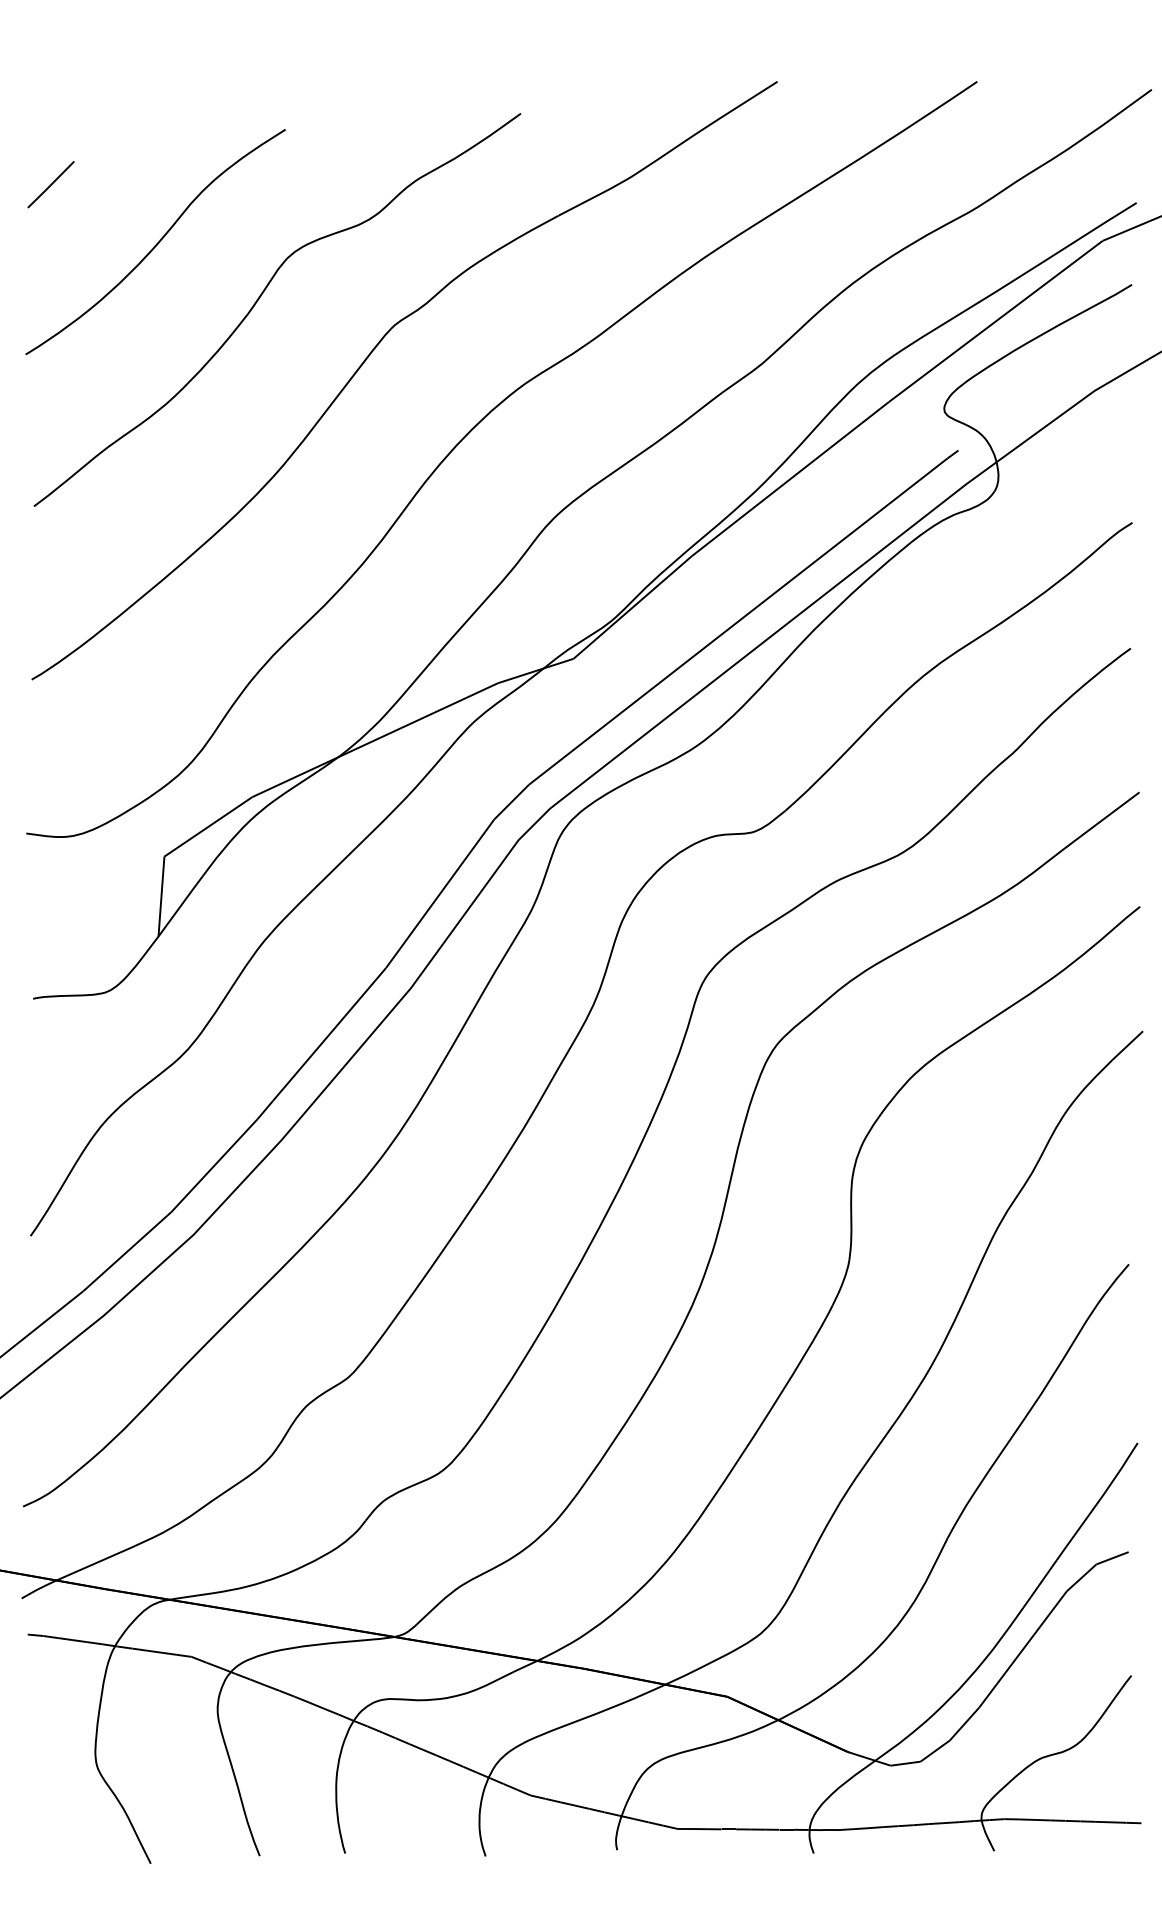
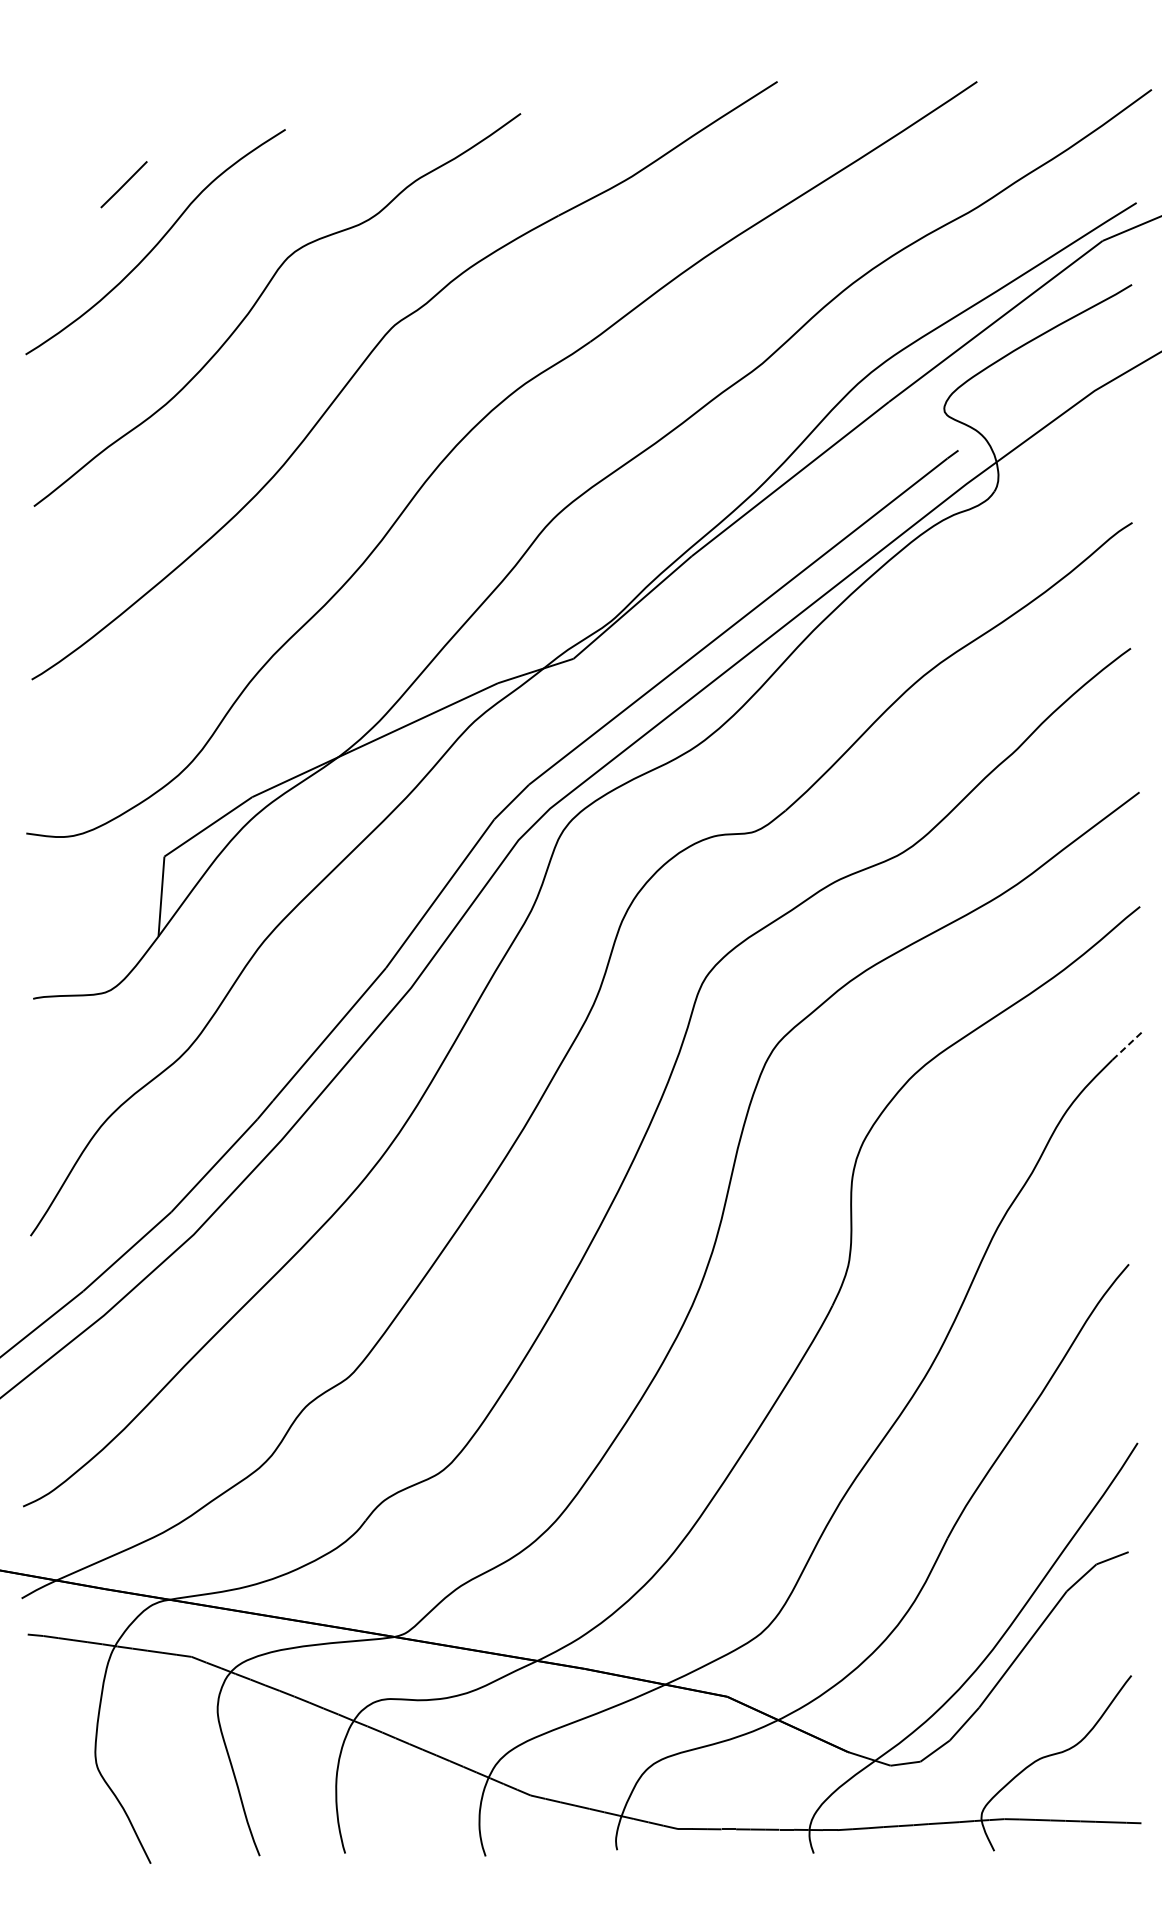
line position: (50, 184) -> (123, 184) (123, 184)
line: solid -> dashed (1127, 1045)
